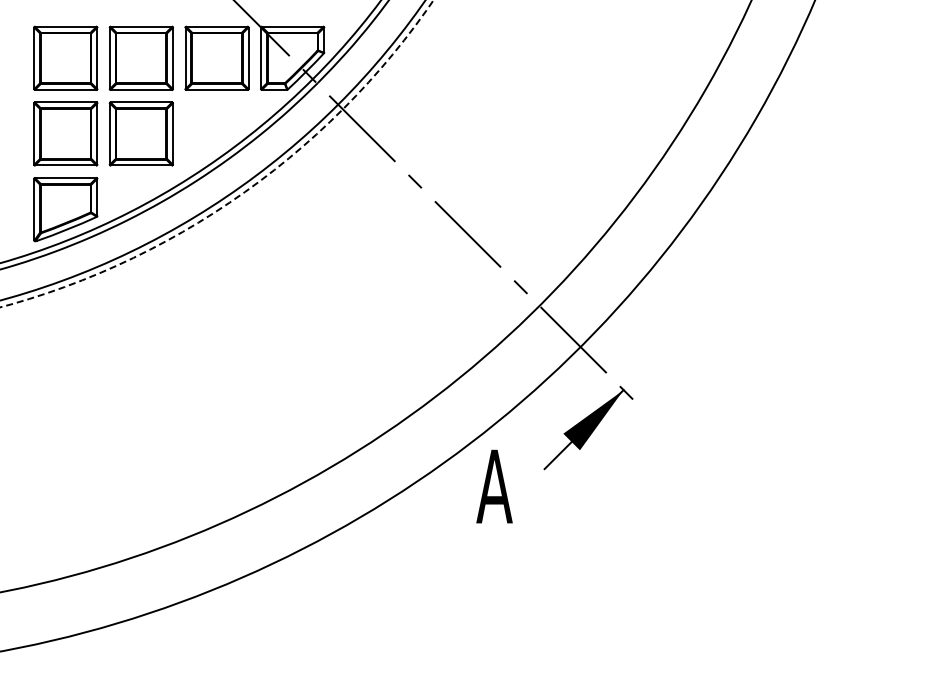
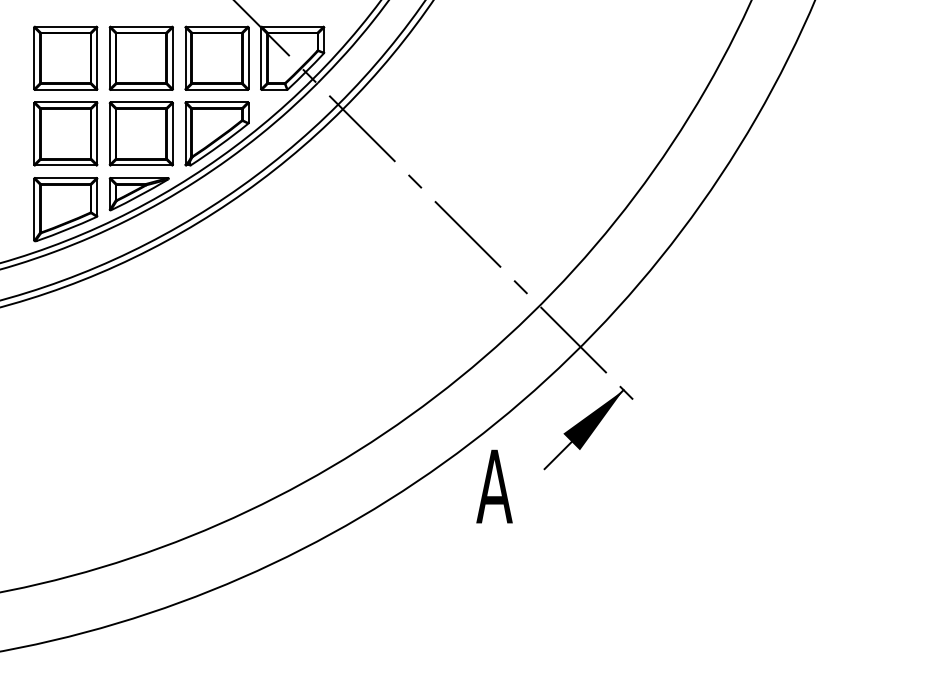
part: none -> present (216, 133)
circle: dashed -> solid (216, 153)
part: none -> present (138, 194)
